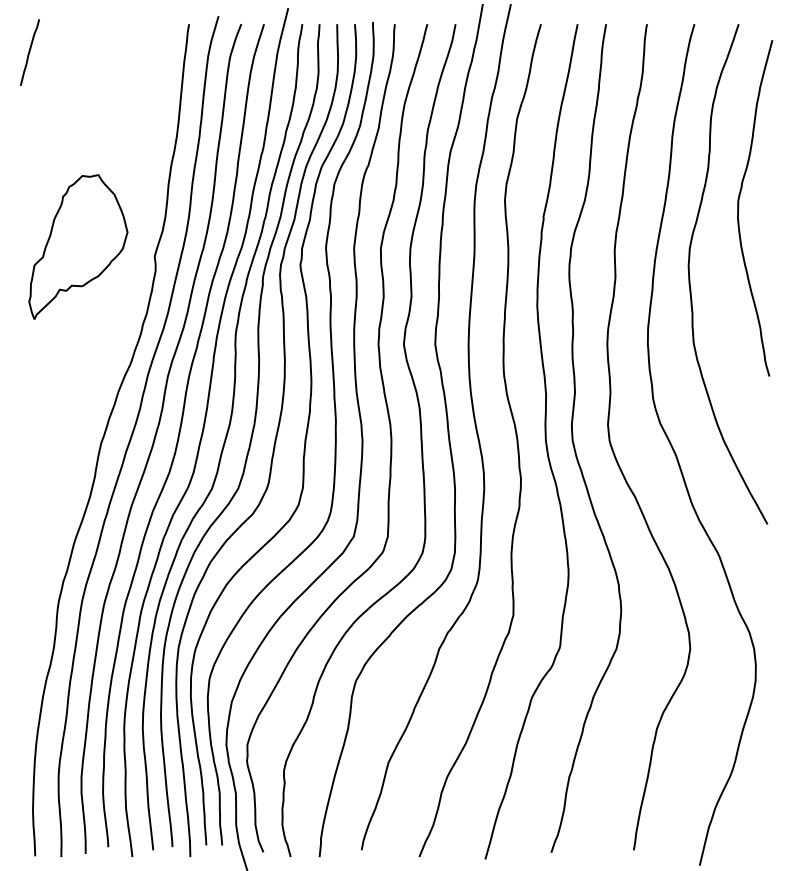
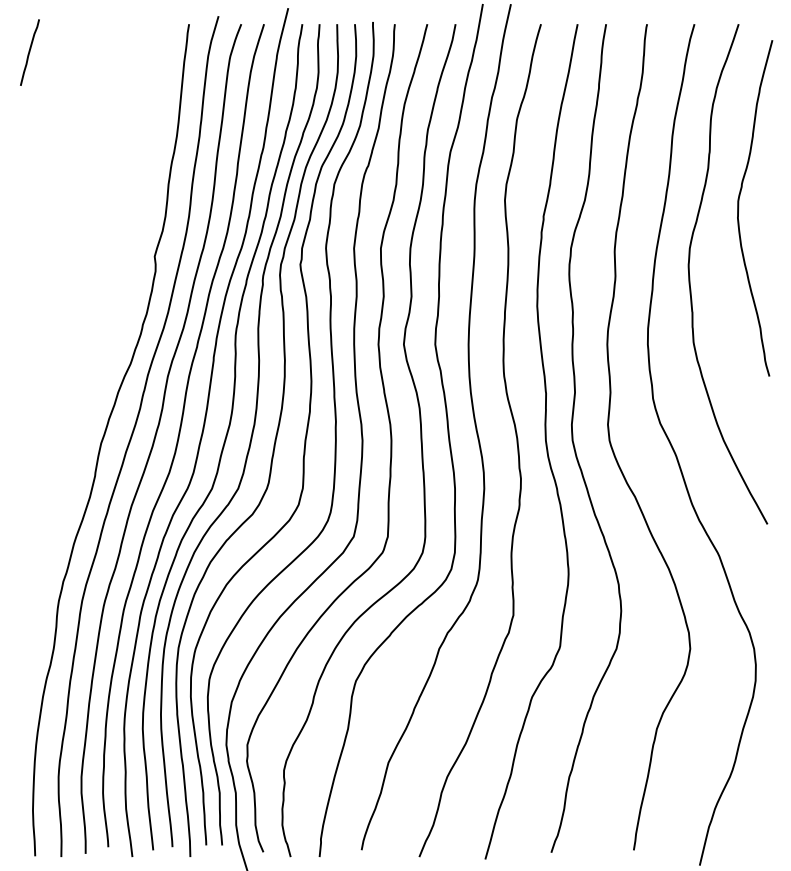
part: present -> none (78, 246)
